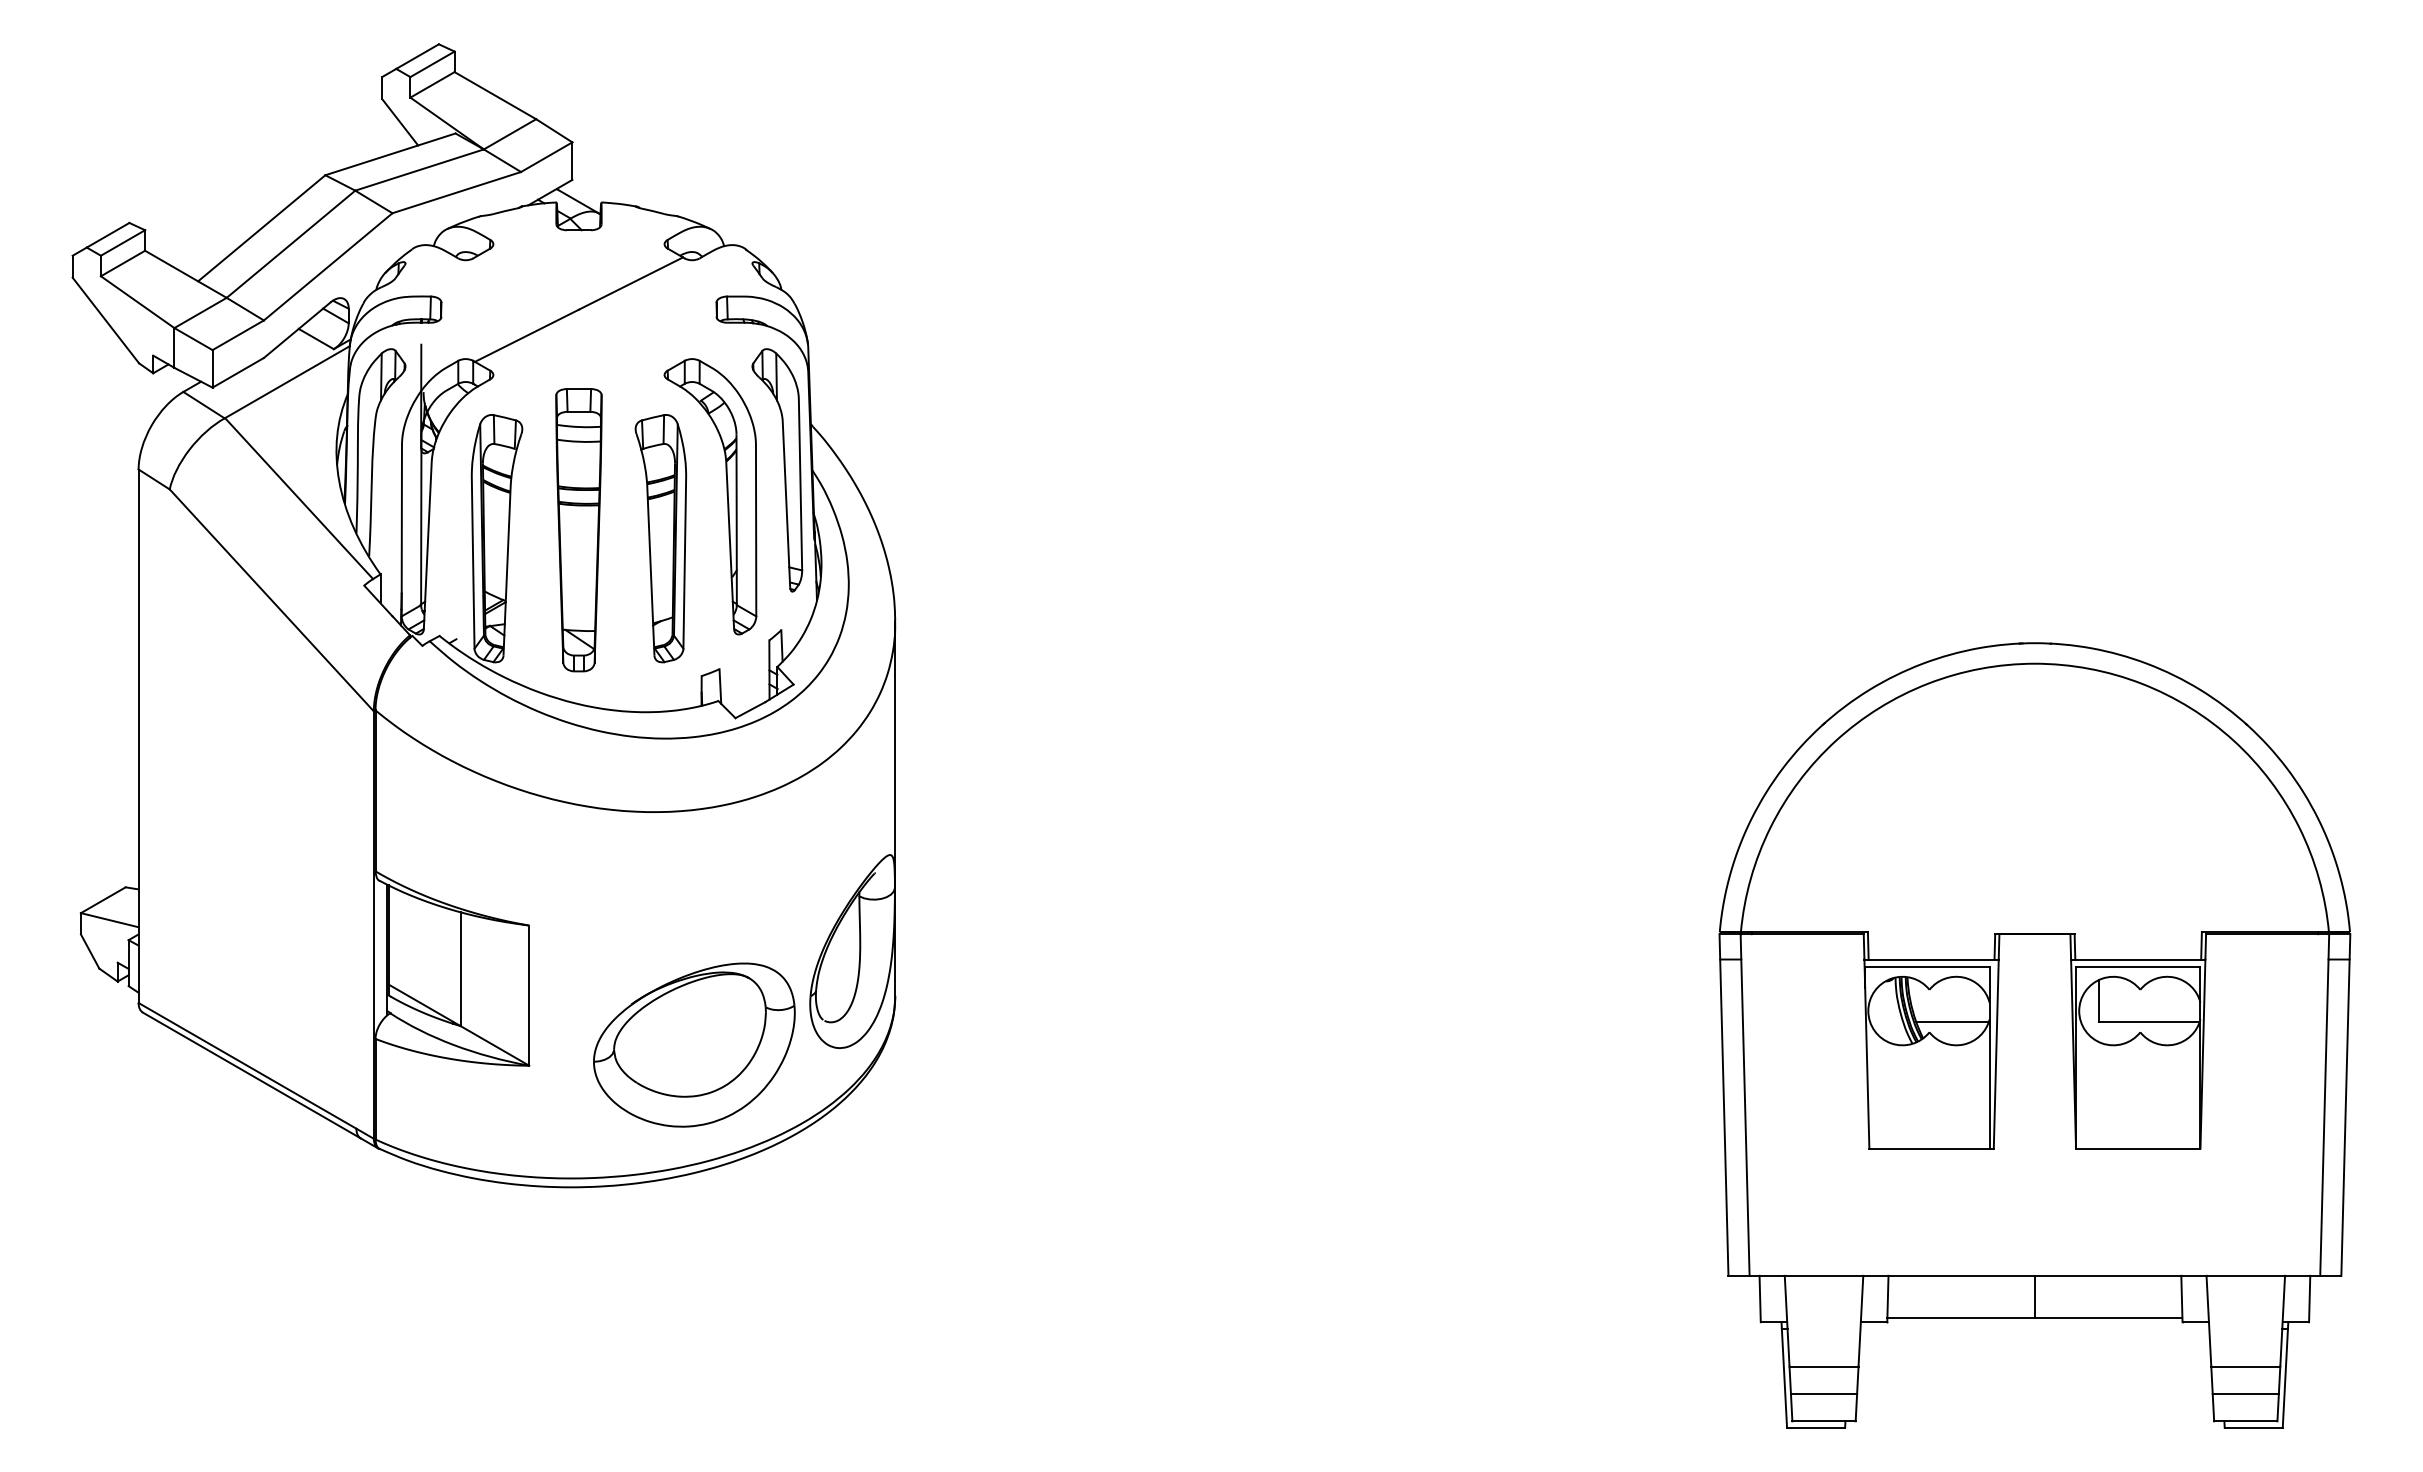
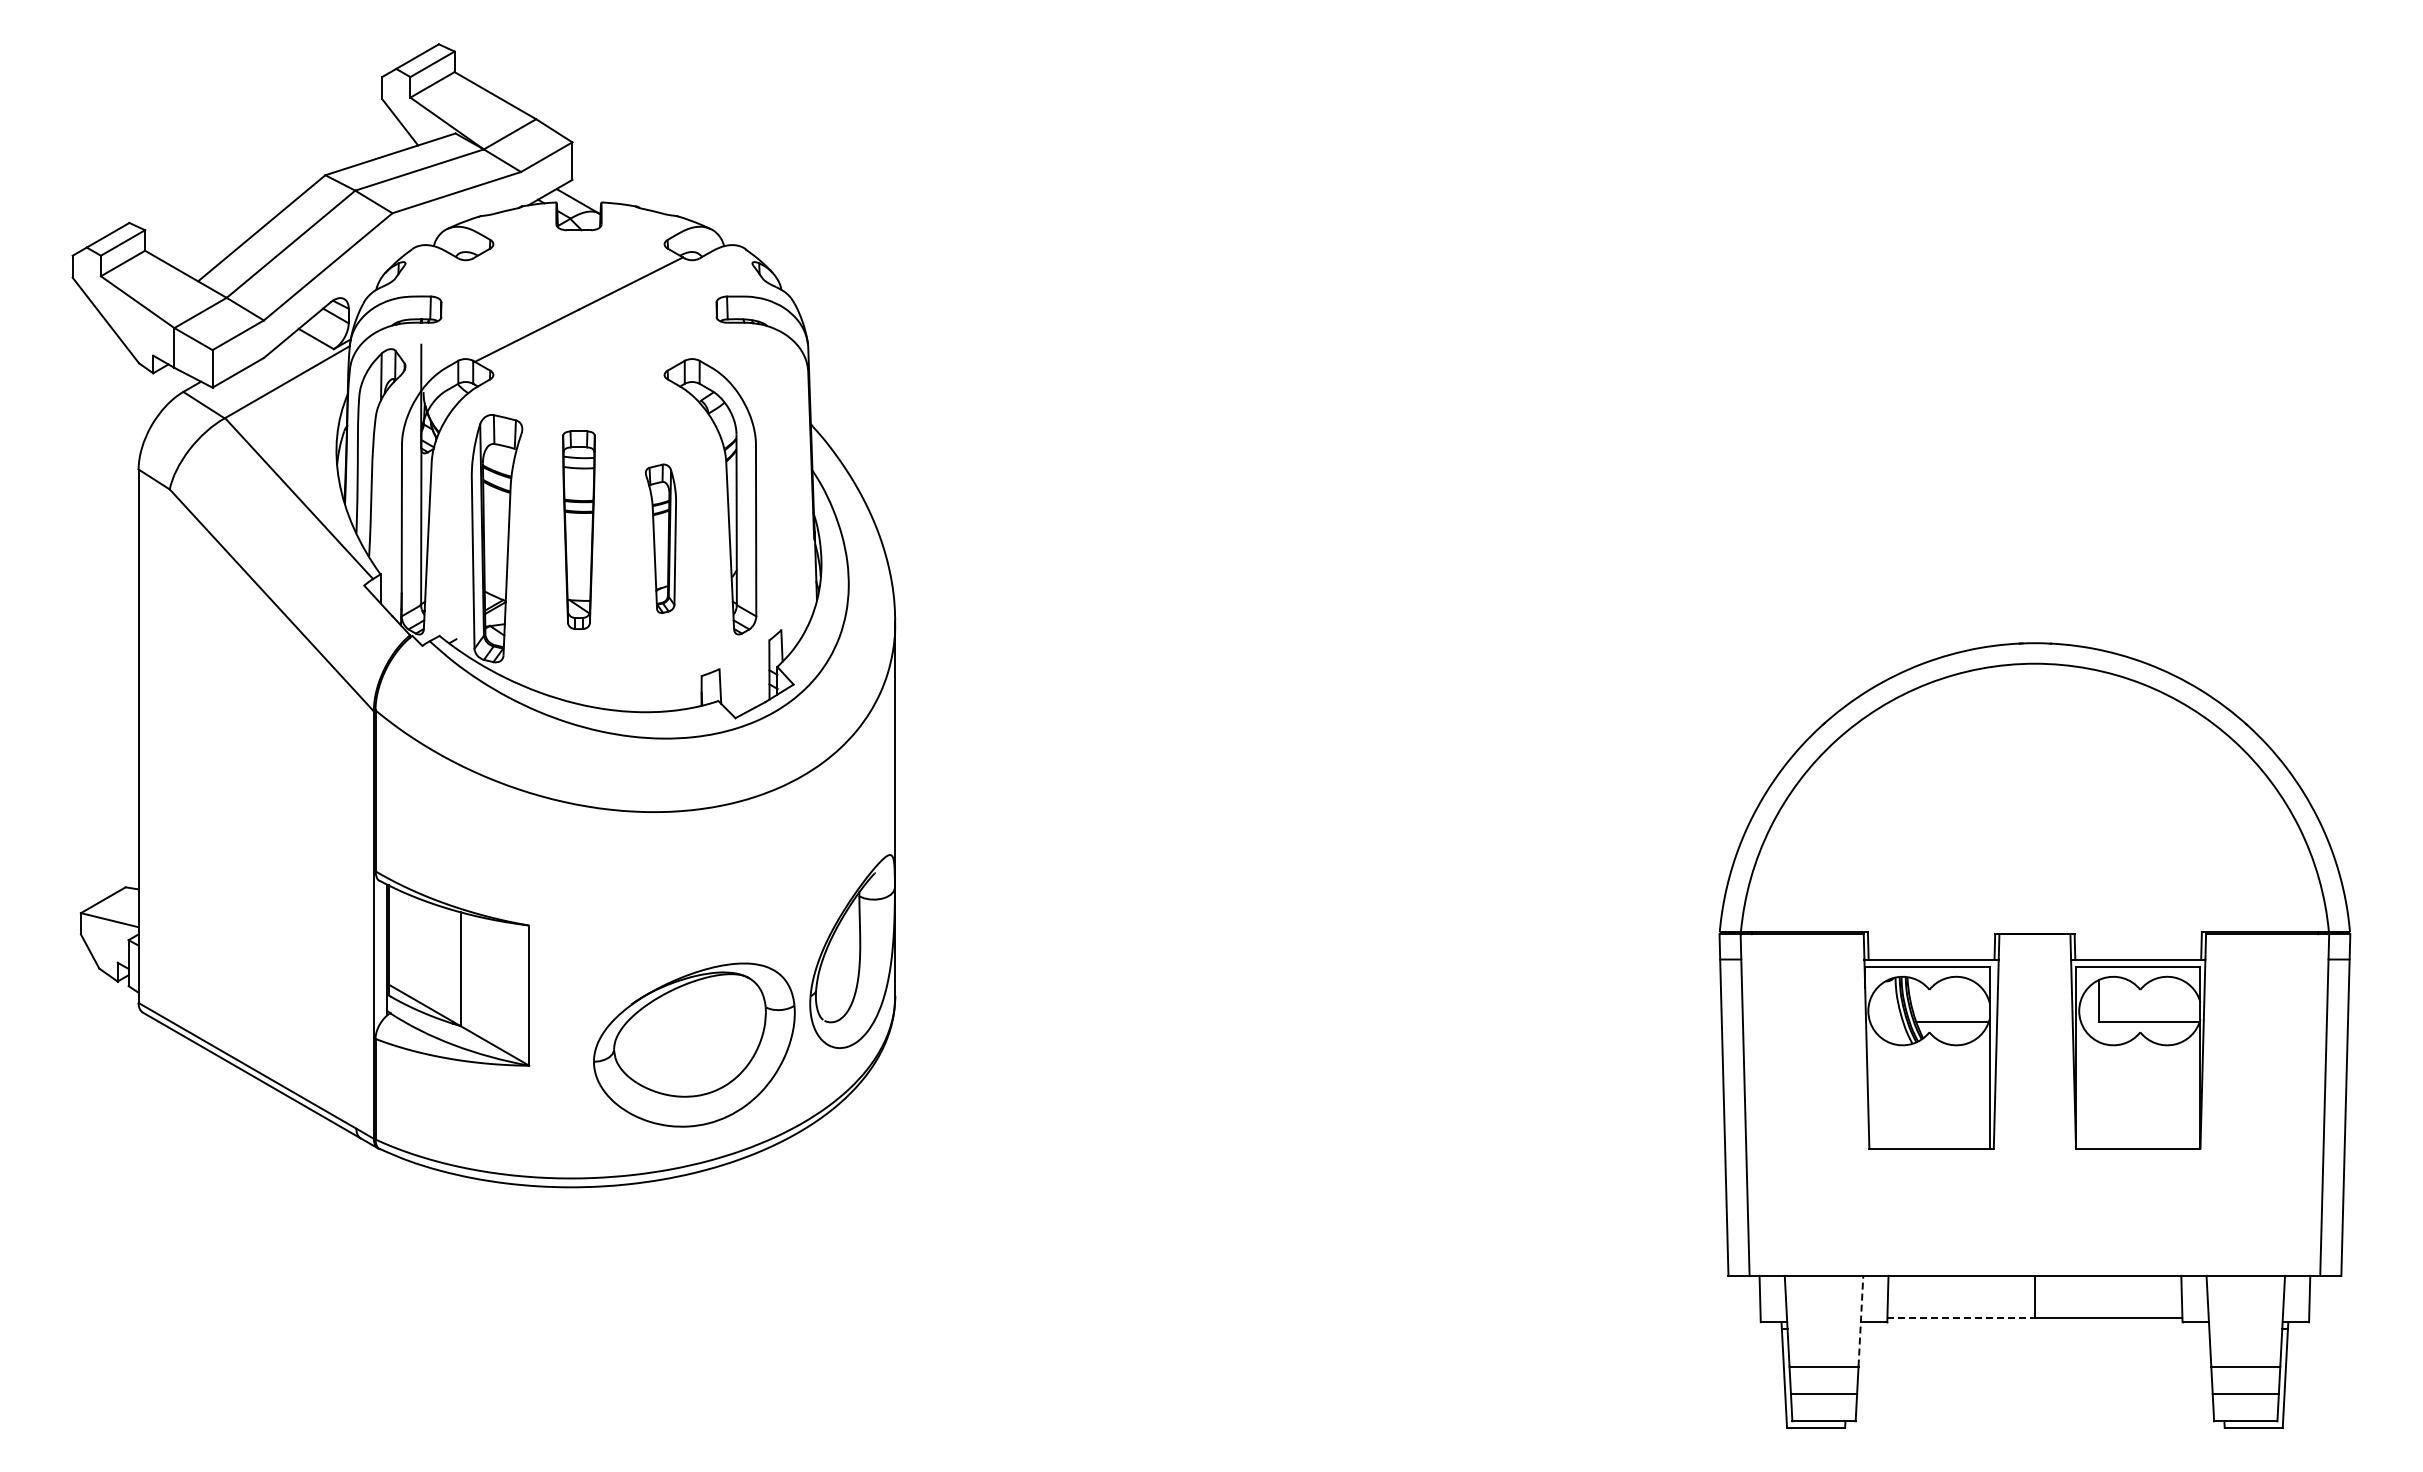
part: present -> none (783, 467)
part size: 48x285 px -> 34x200 px (578, 529)
part size: 54x250 px -> 33x151 px (660, 538)
line: solid -> dashed (1961, 1318)
line: solid -> dashed (1860, 1320)
